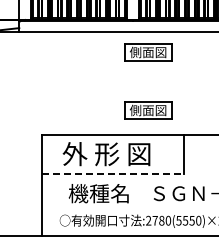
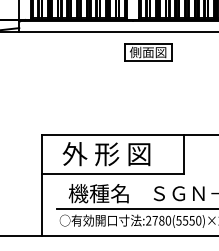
part: present -> none (148, 110)
line: dashed -> solid (113, 173)
line: none -> present (136, 209)
